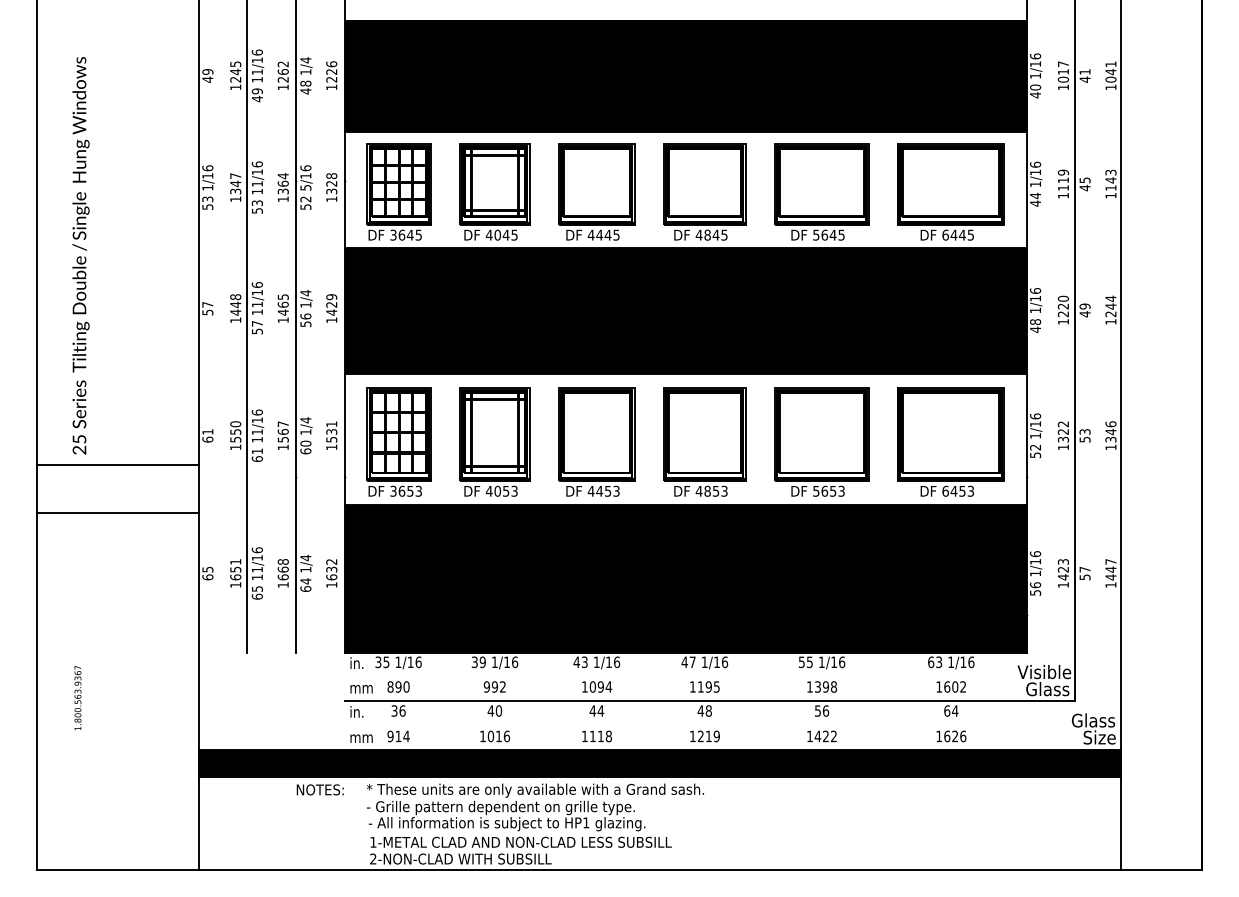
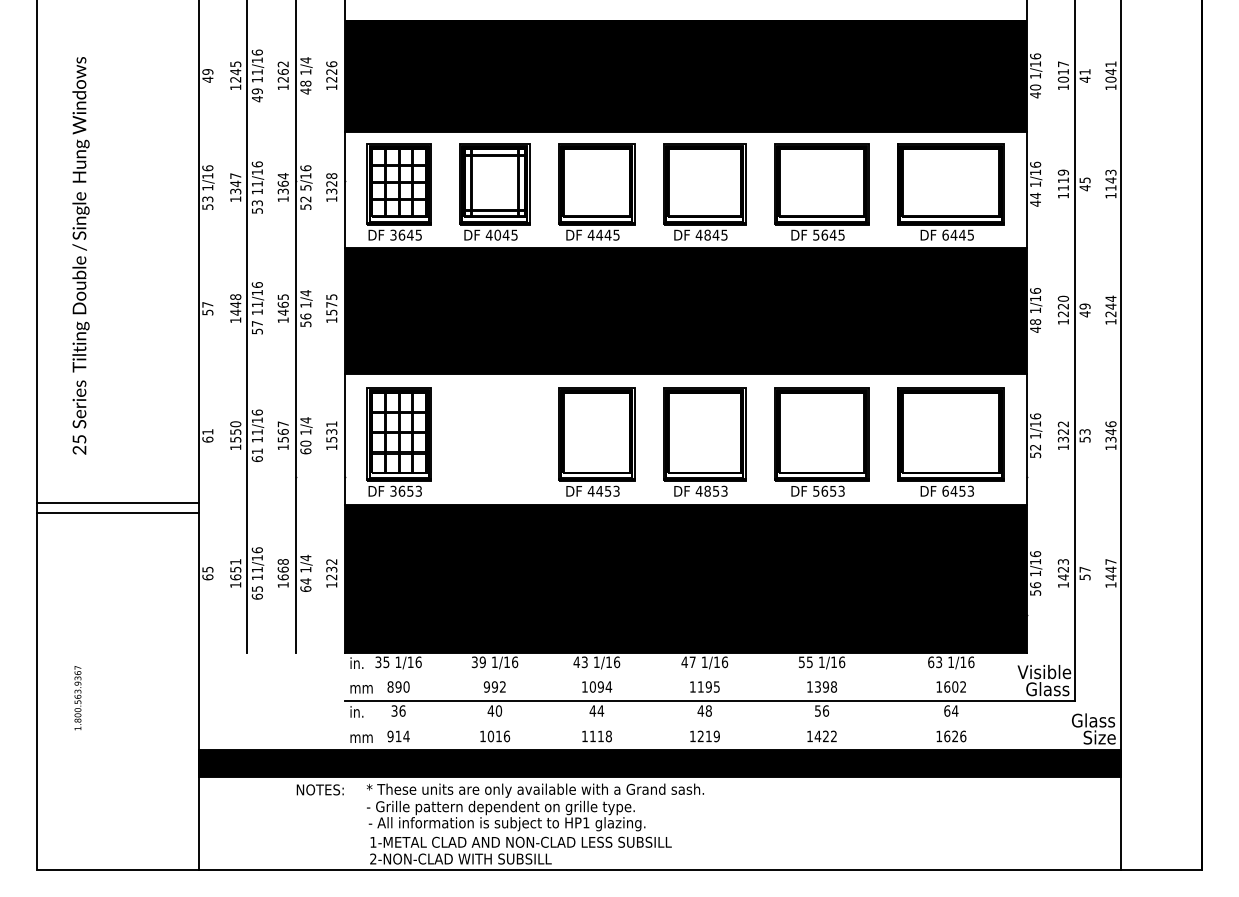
text: 1429 -> 1575 (331, 304)
part: present -> none (494, 441)
line position: (117, 464) -> (117, 502) (117, 502)
text: 1632 -> 1232 (331, 577)
